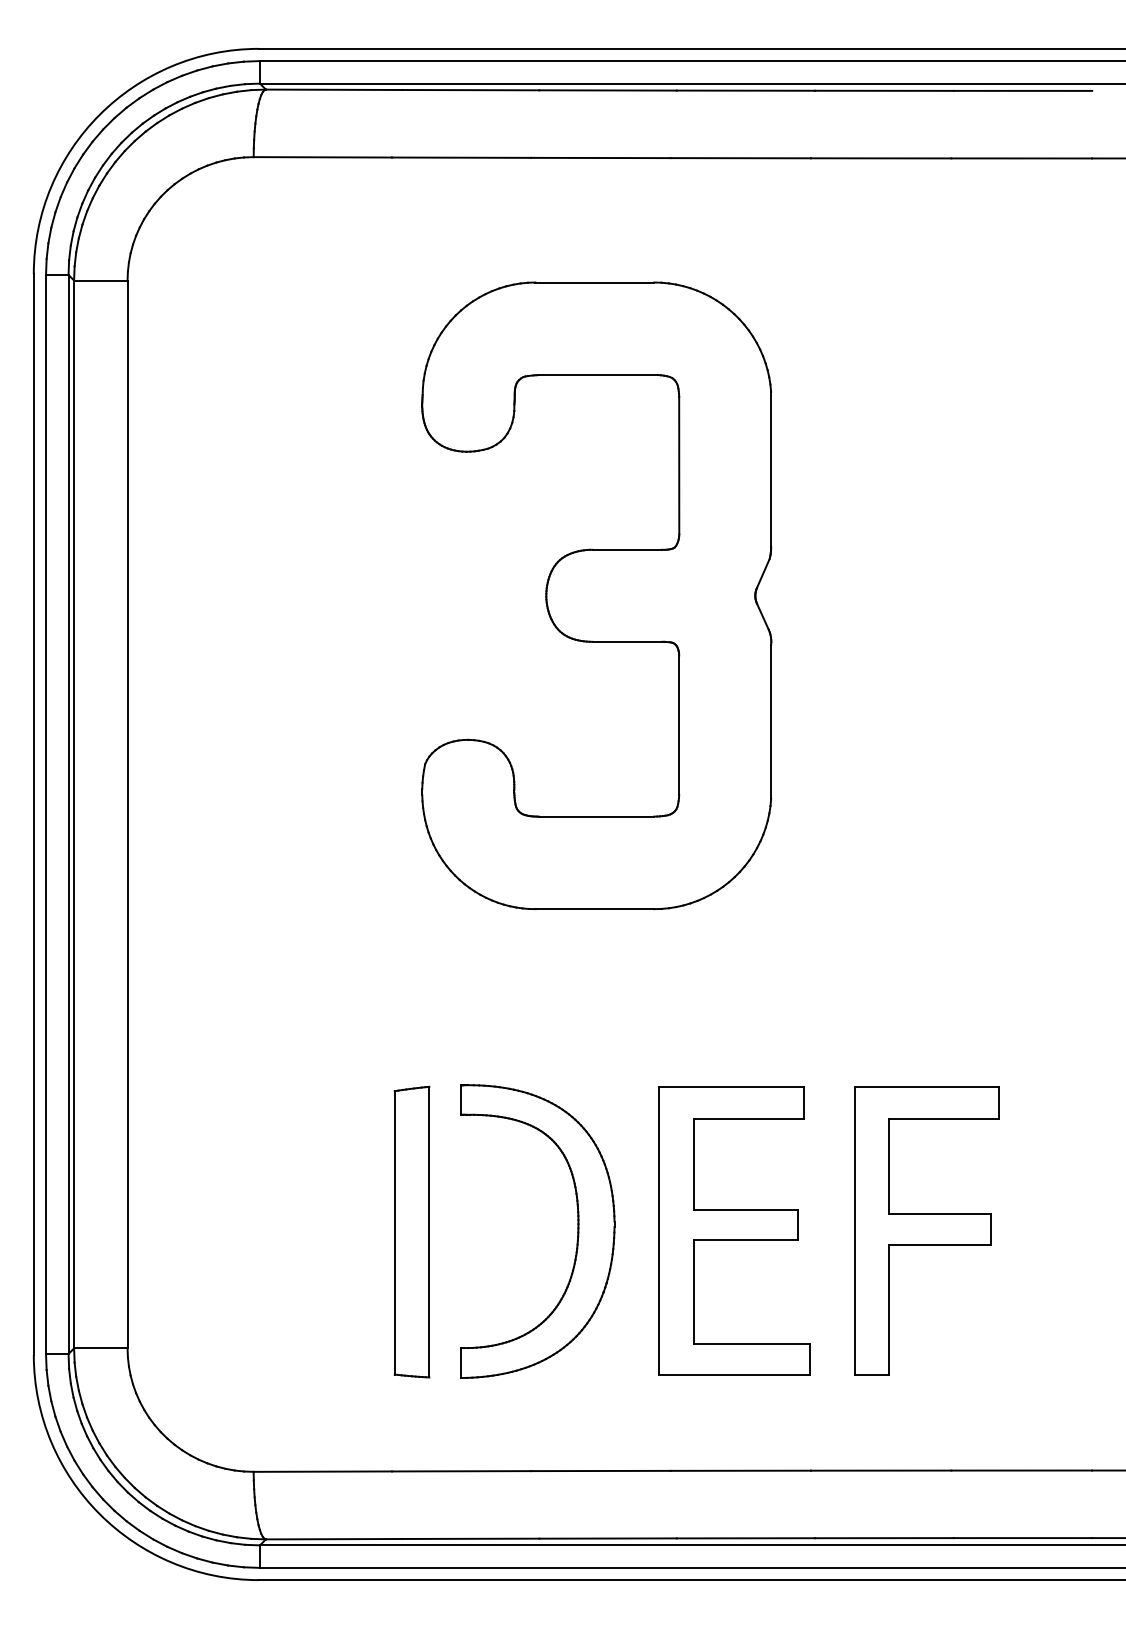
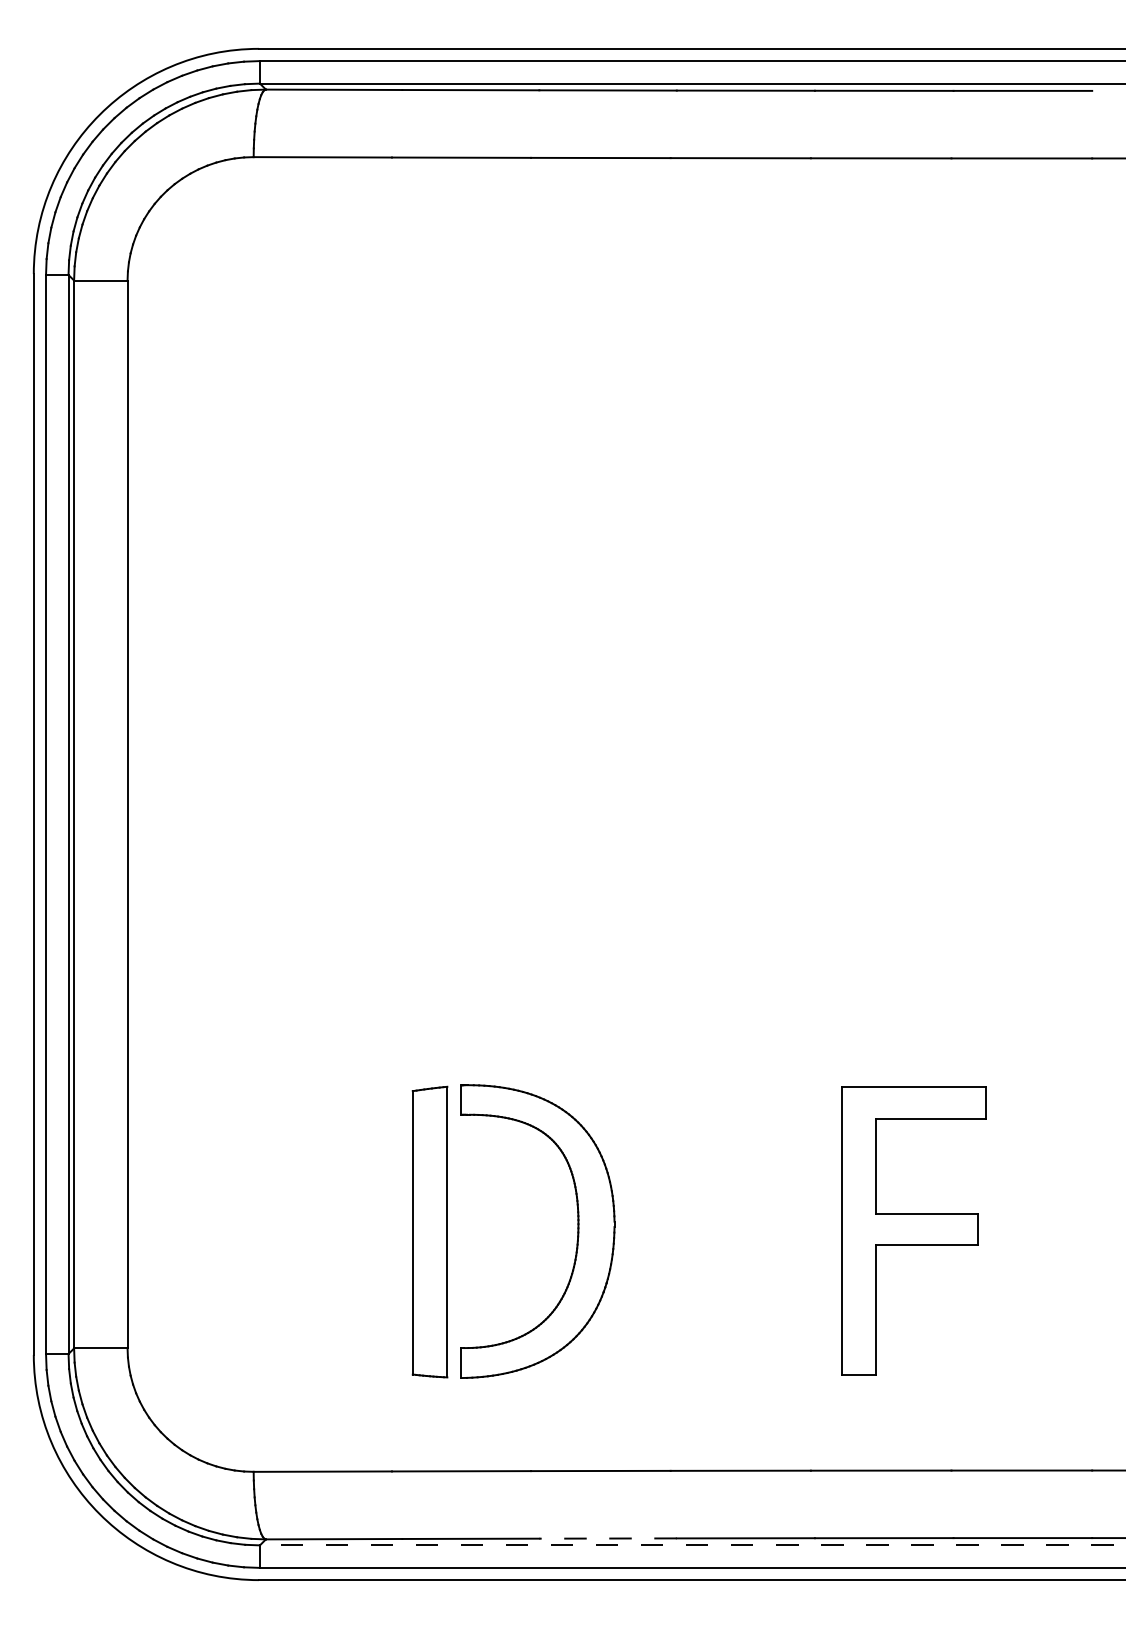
part: present -> none (596, 595)
part: present -> none (734, 1230)
part position: (926, 1230) -> (913, 1230) (913, 1230)
part position: (411, 1231) -> (429, 1231) (429, 1231)
line: solid -> dashed (608, 1538)
line: solid -> dashed (692, 1545)
